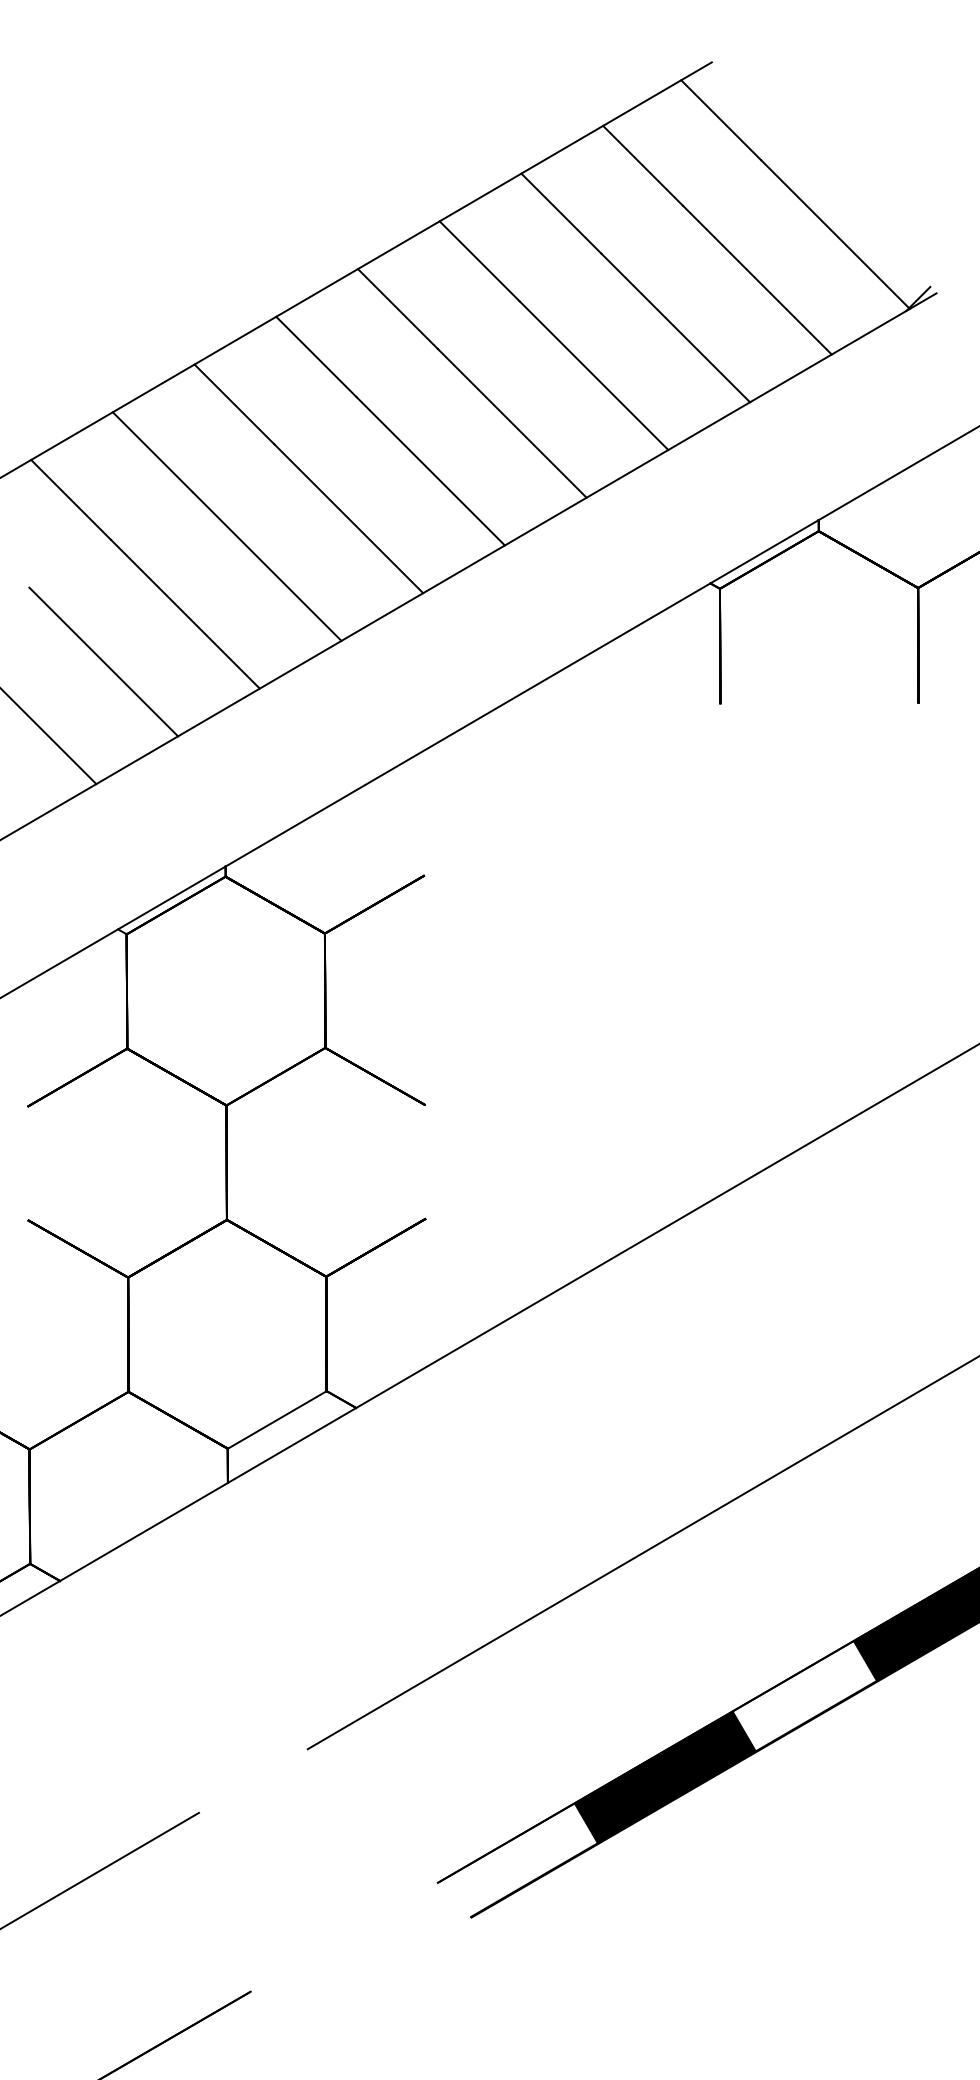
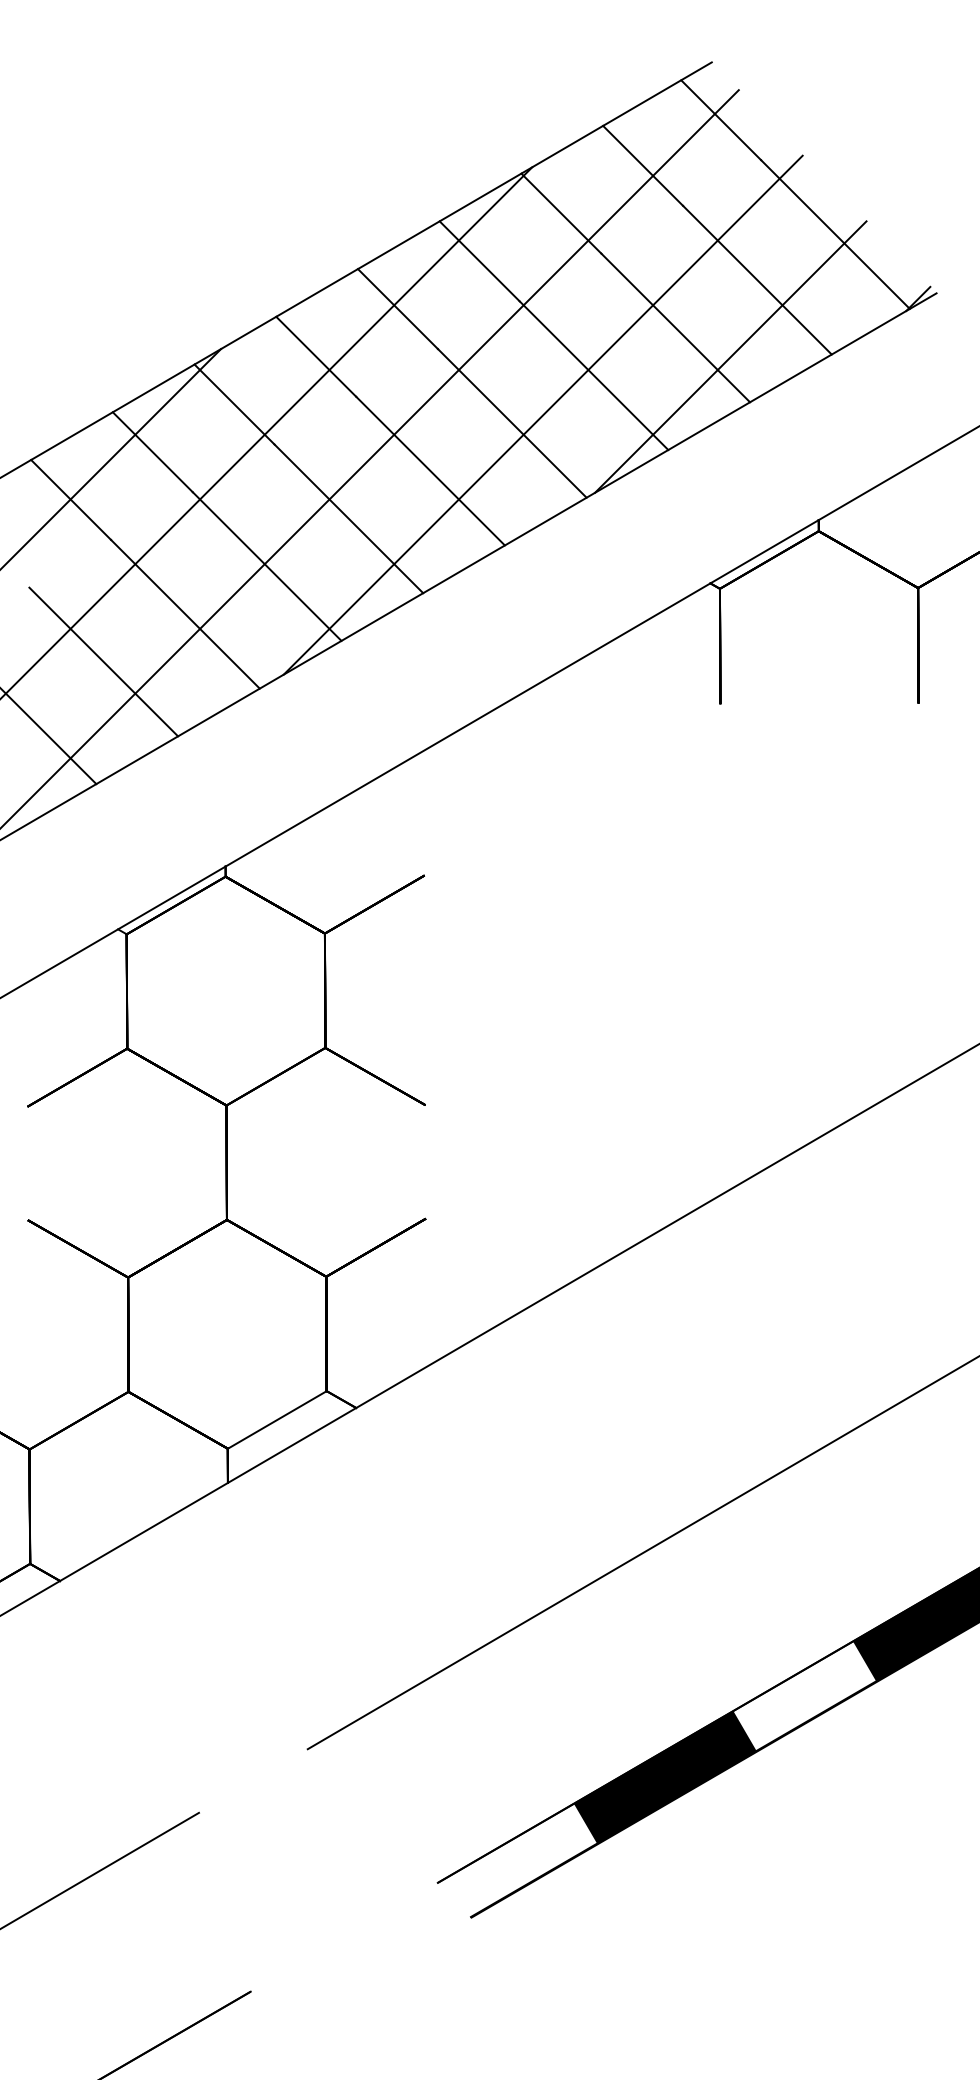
line: none -> present (730, 356)
line: none -> present (542, 414)
line: none -> present (267, 432)
line: none -> present (111, 458)
line: none -> present (370, 458)
